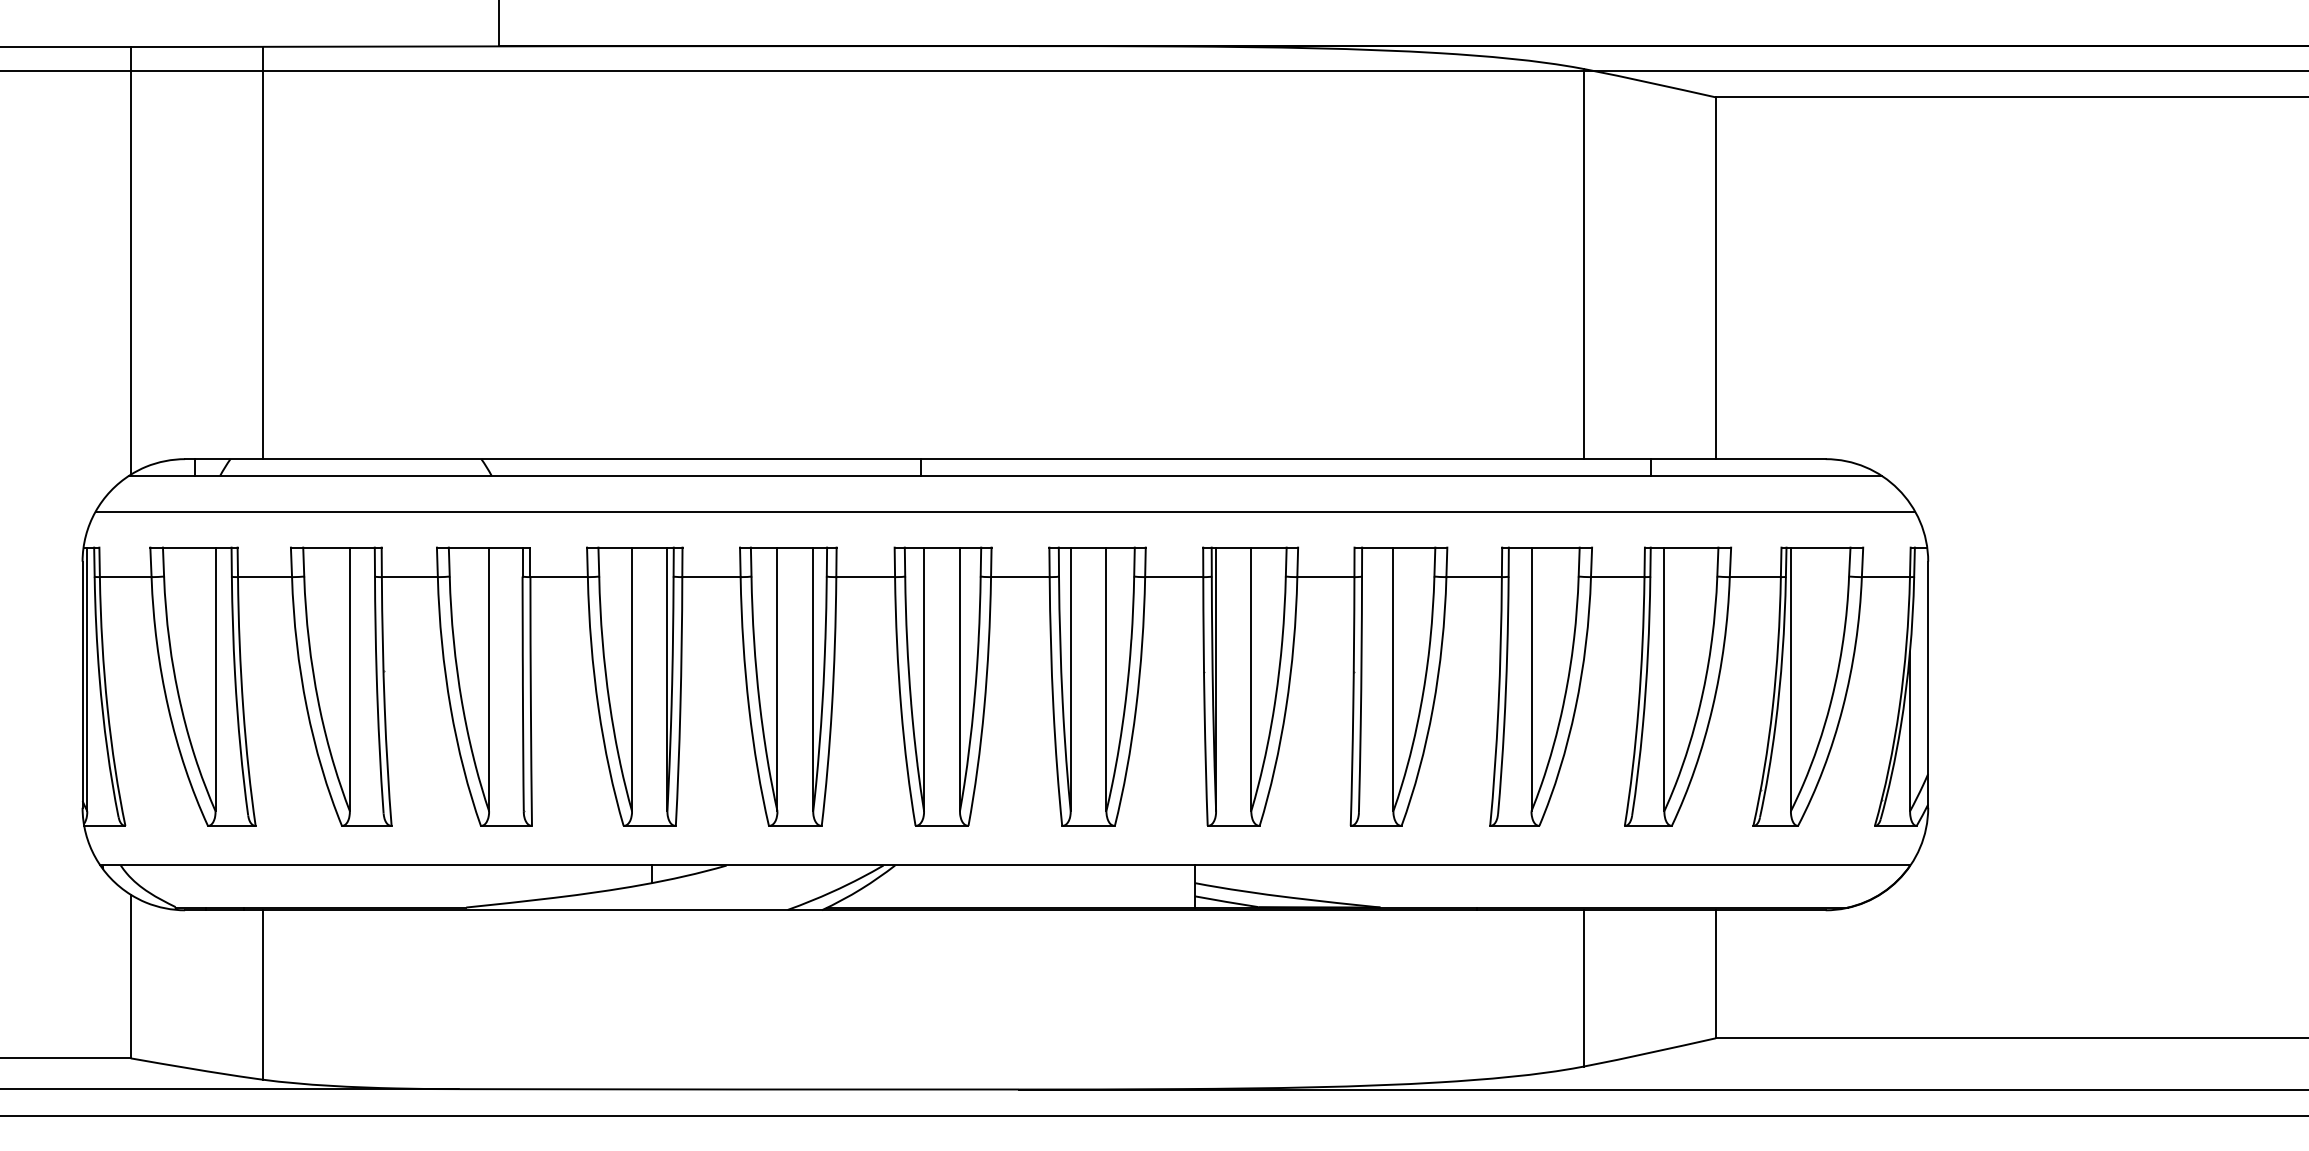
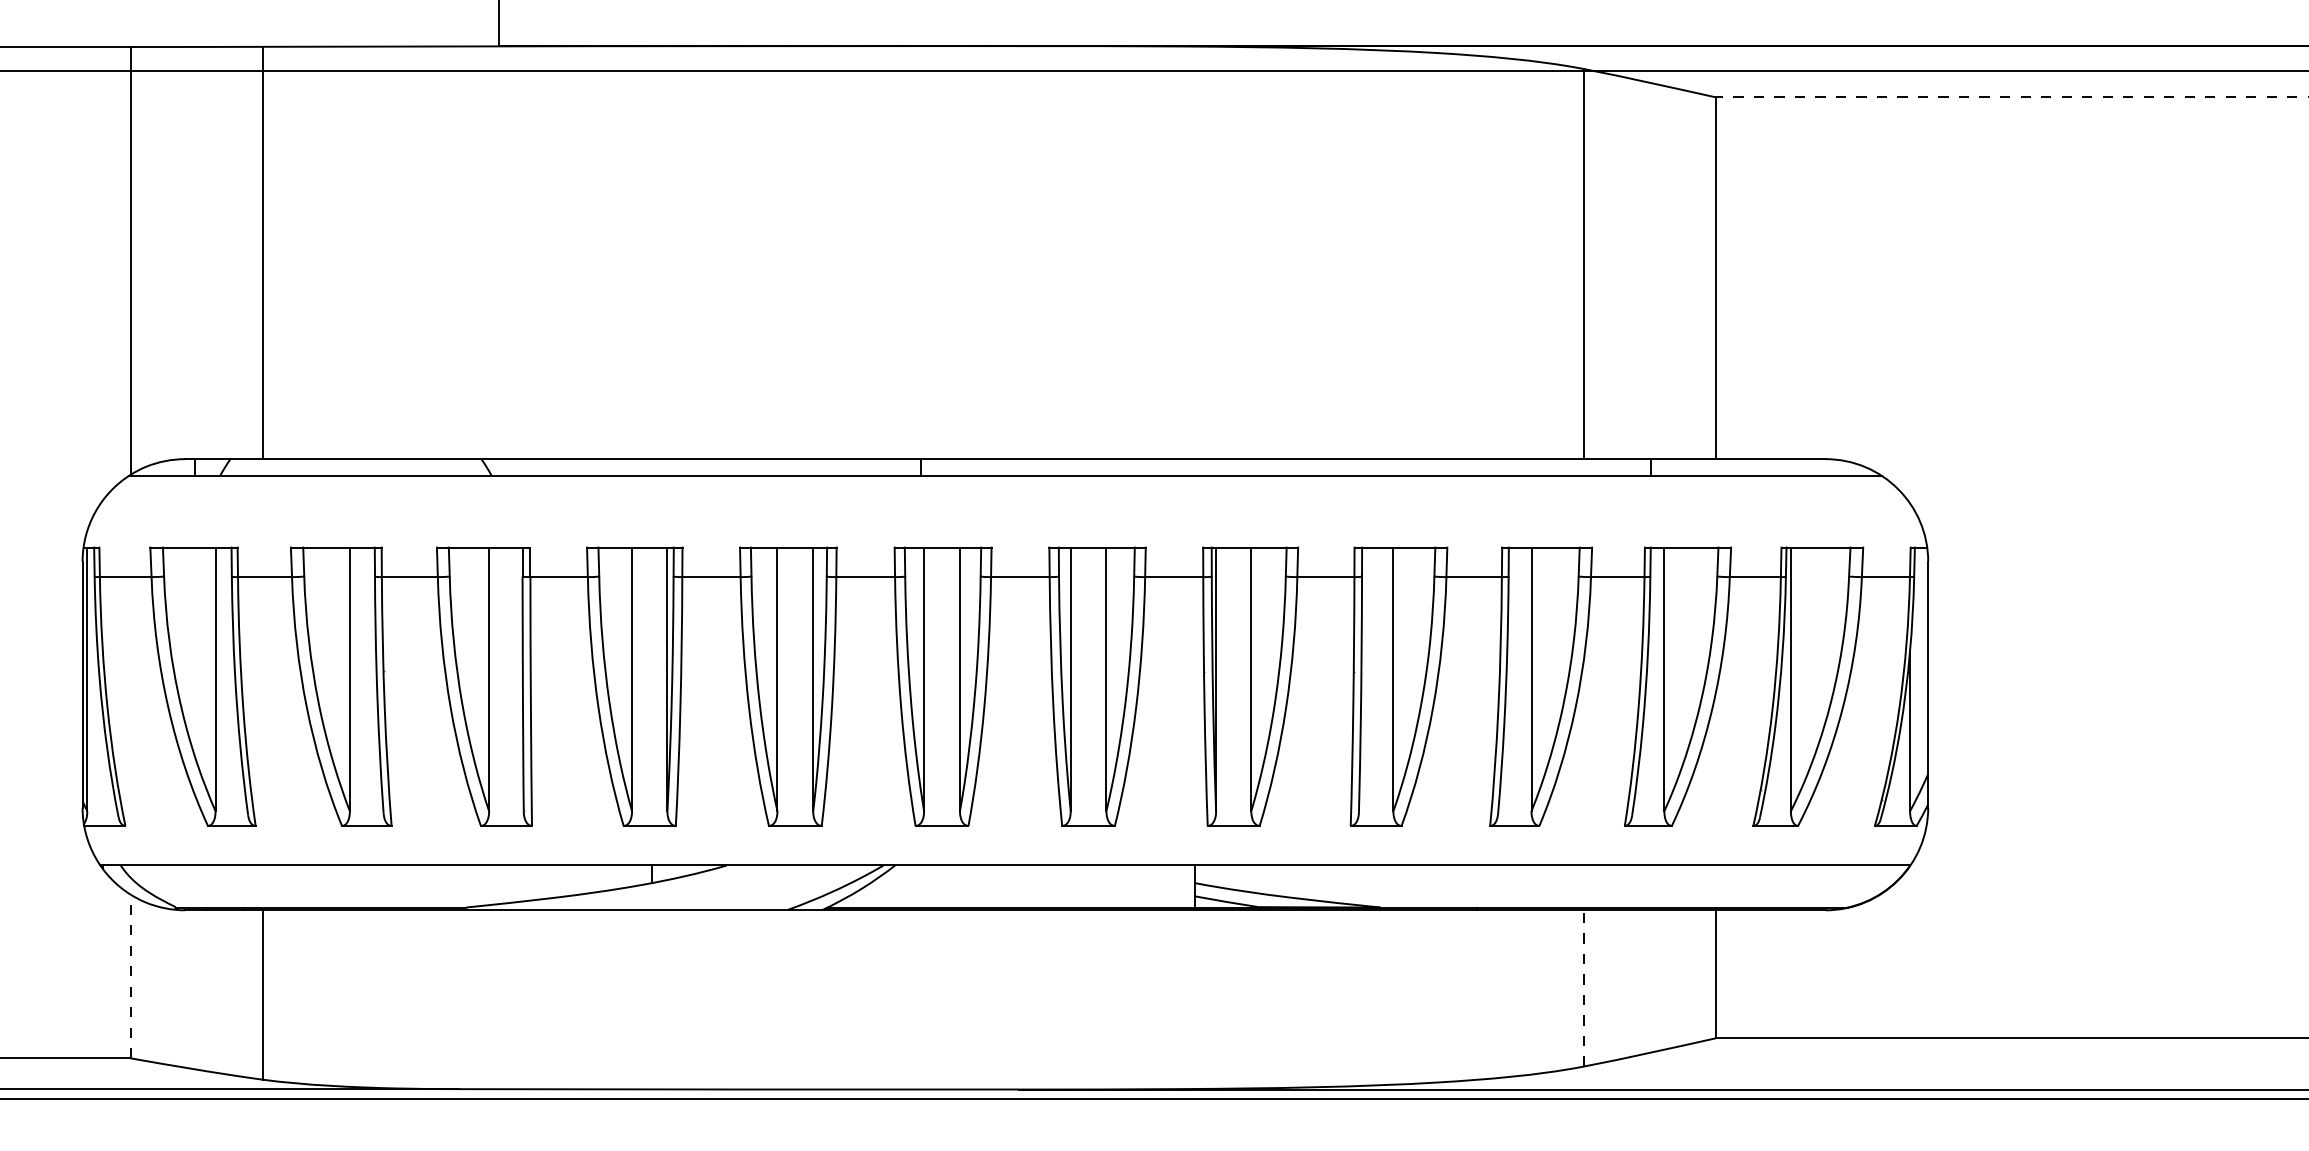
line: solid -> dashed (2011, 97)
line: present -> none (1005, 511)
line: solid -> dashed (130, 976)
line: solid -> dashed (1583, 987)
line position: (1153, 1116) -> (1153, 1099) (1153, 1099)
